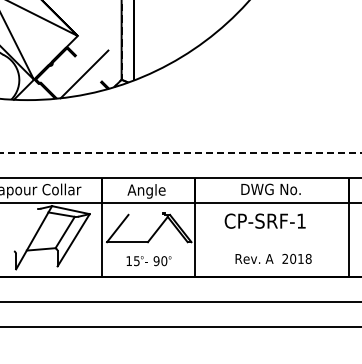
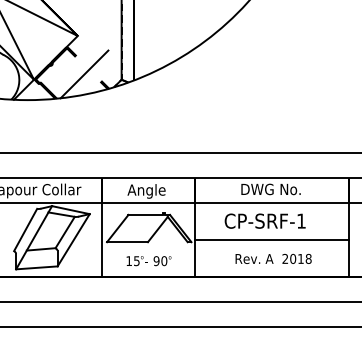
line: dashed -> solid (181, 153)
line: none -> present (145, 214)
line: none -> present (25, 229)
line: none -> present (271, 239)
line: none -> present (36, 267)
